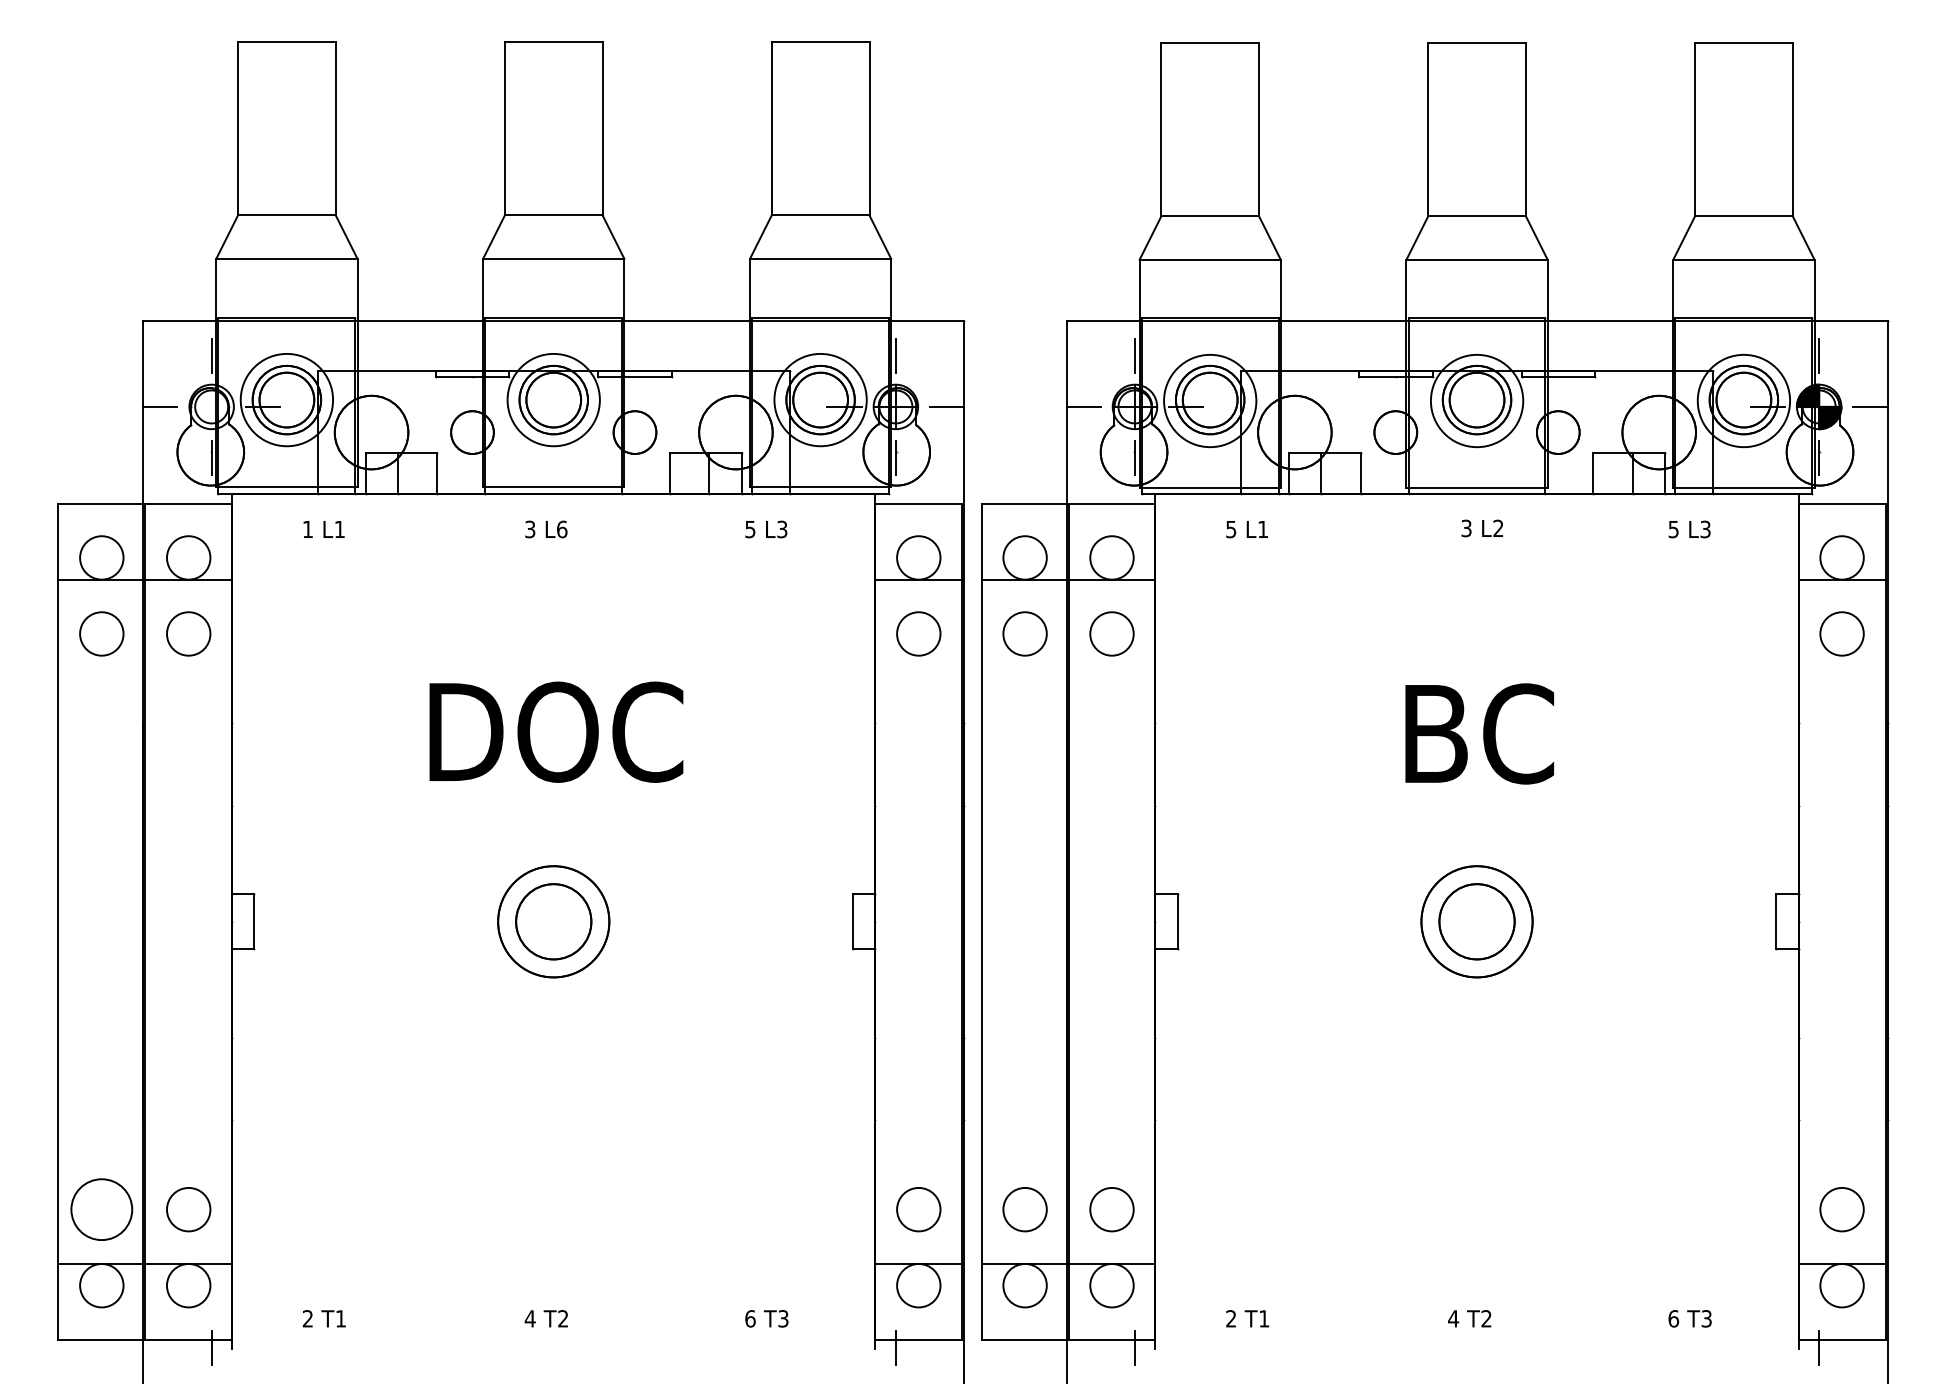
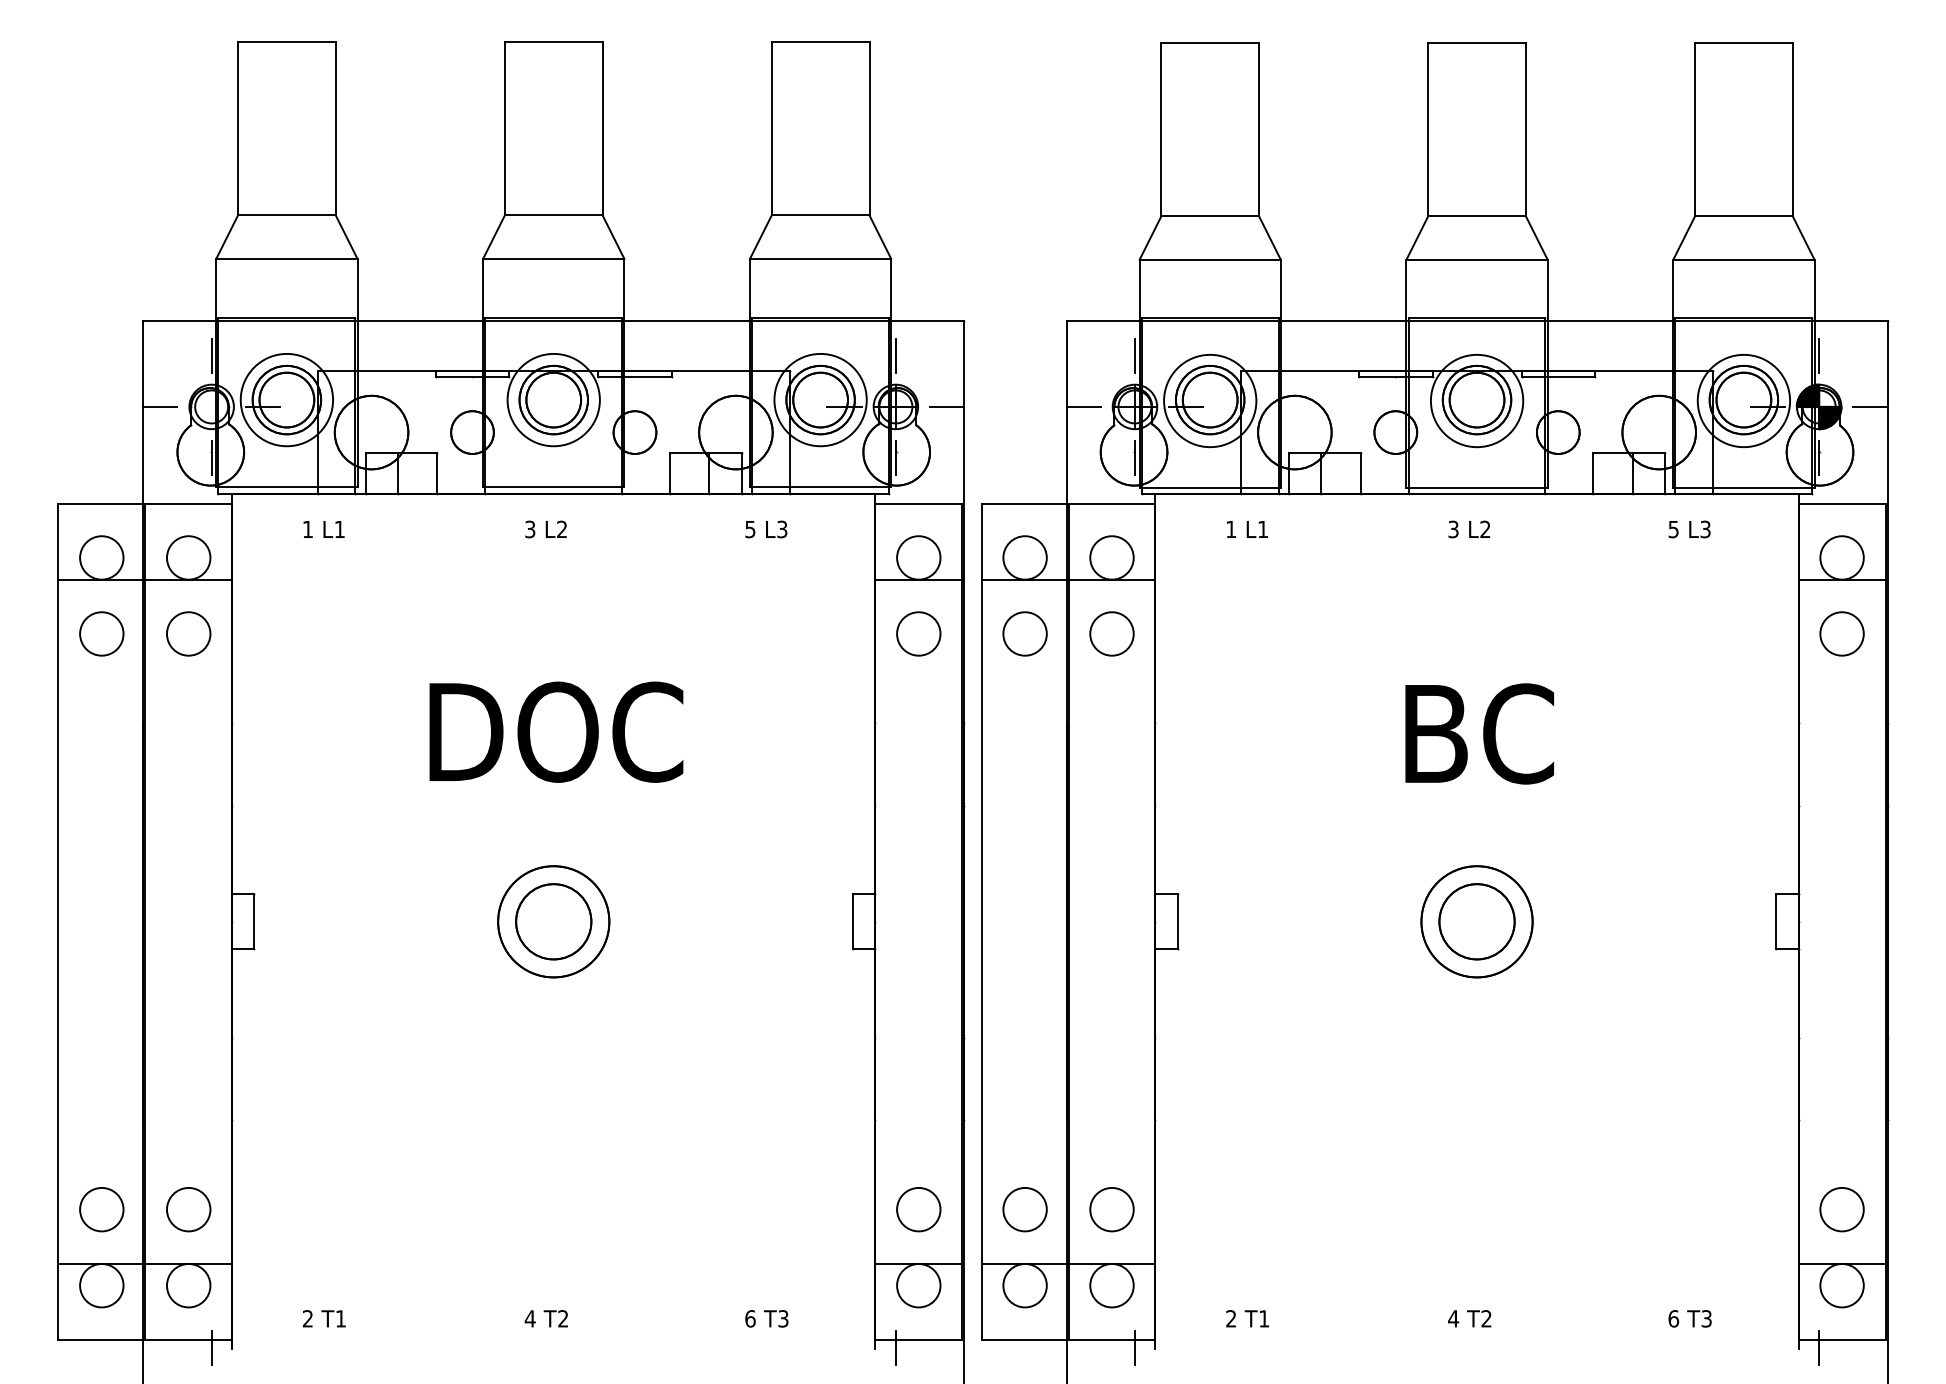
text position: (1482, 528) -> (1469, 529) (1469, 529)
text: L6 -> L2 (562, 529)
text: 5 -> 1 (1231, 529)
circle diameter: 61 px -> 43 px (101, 1209)
